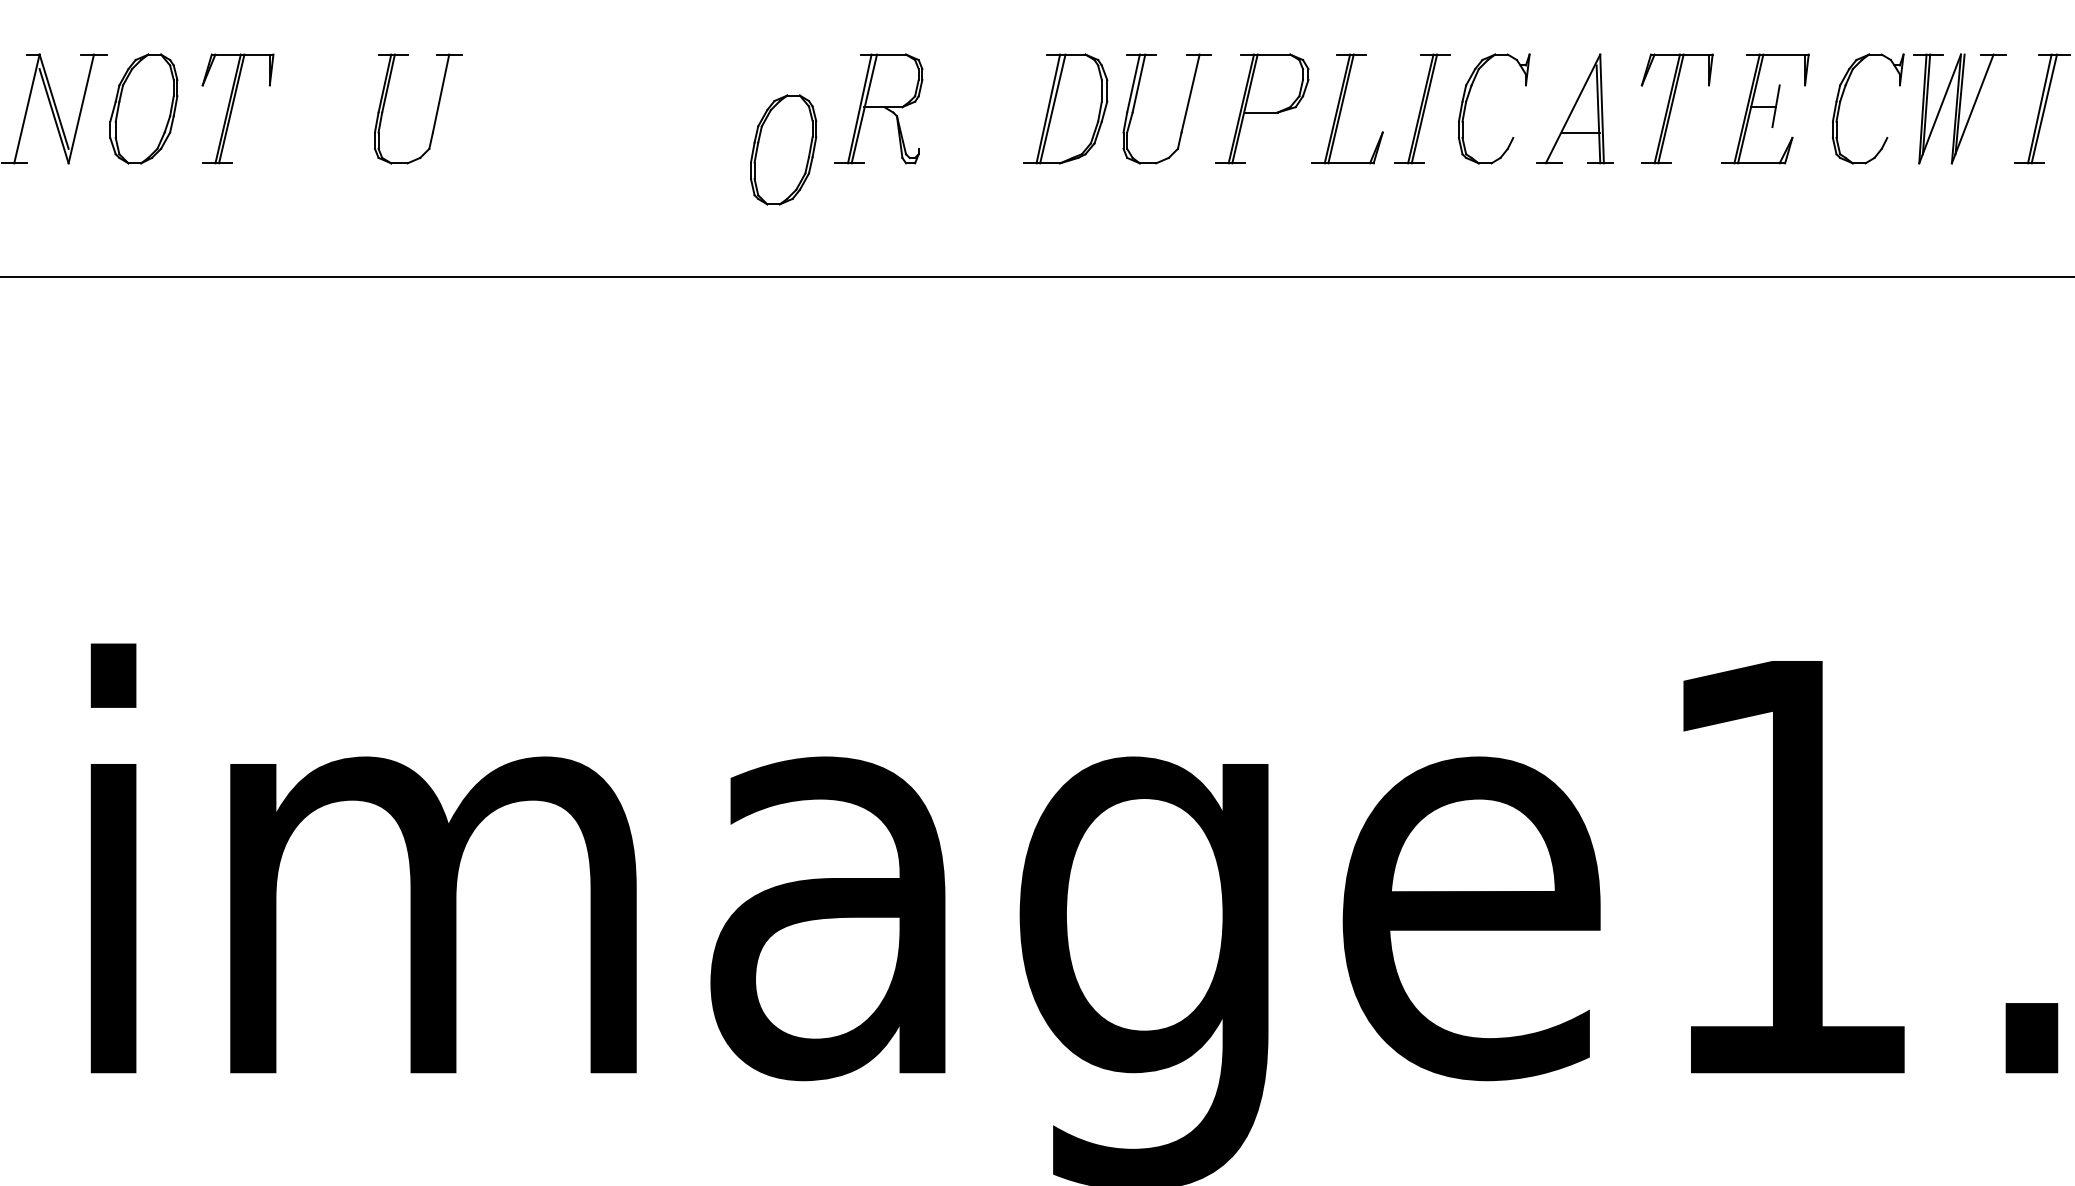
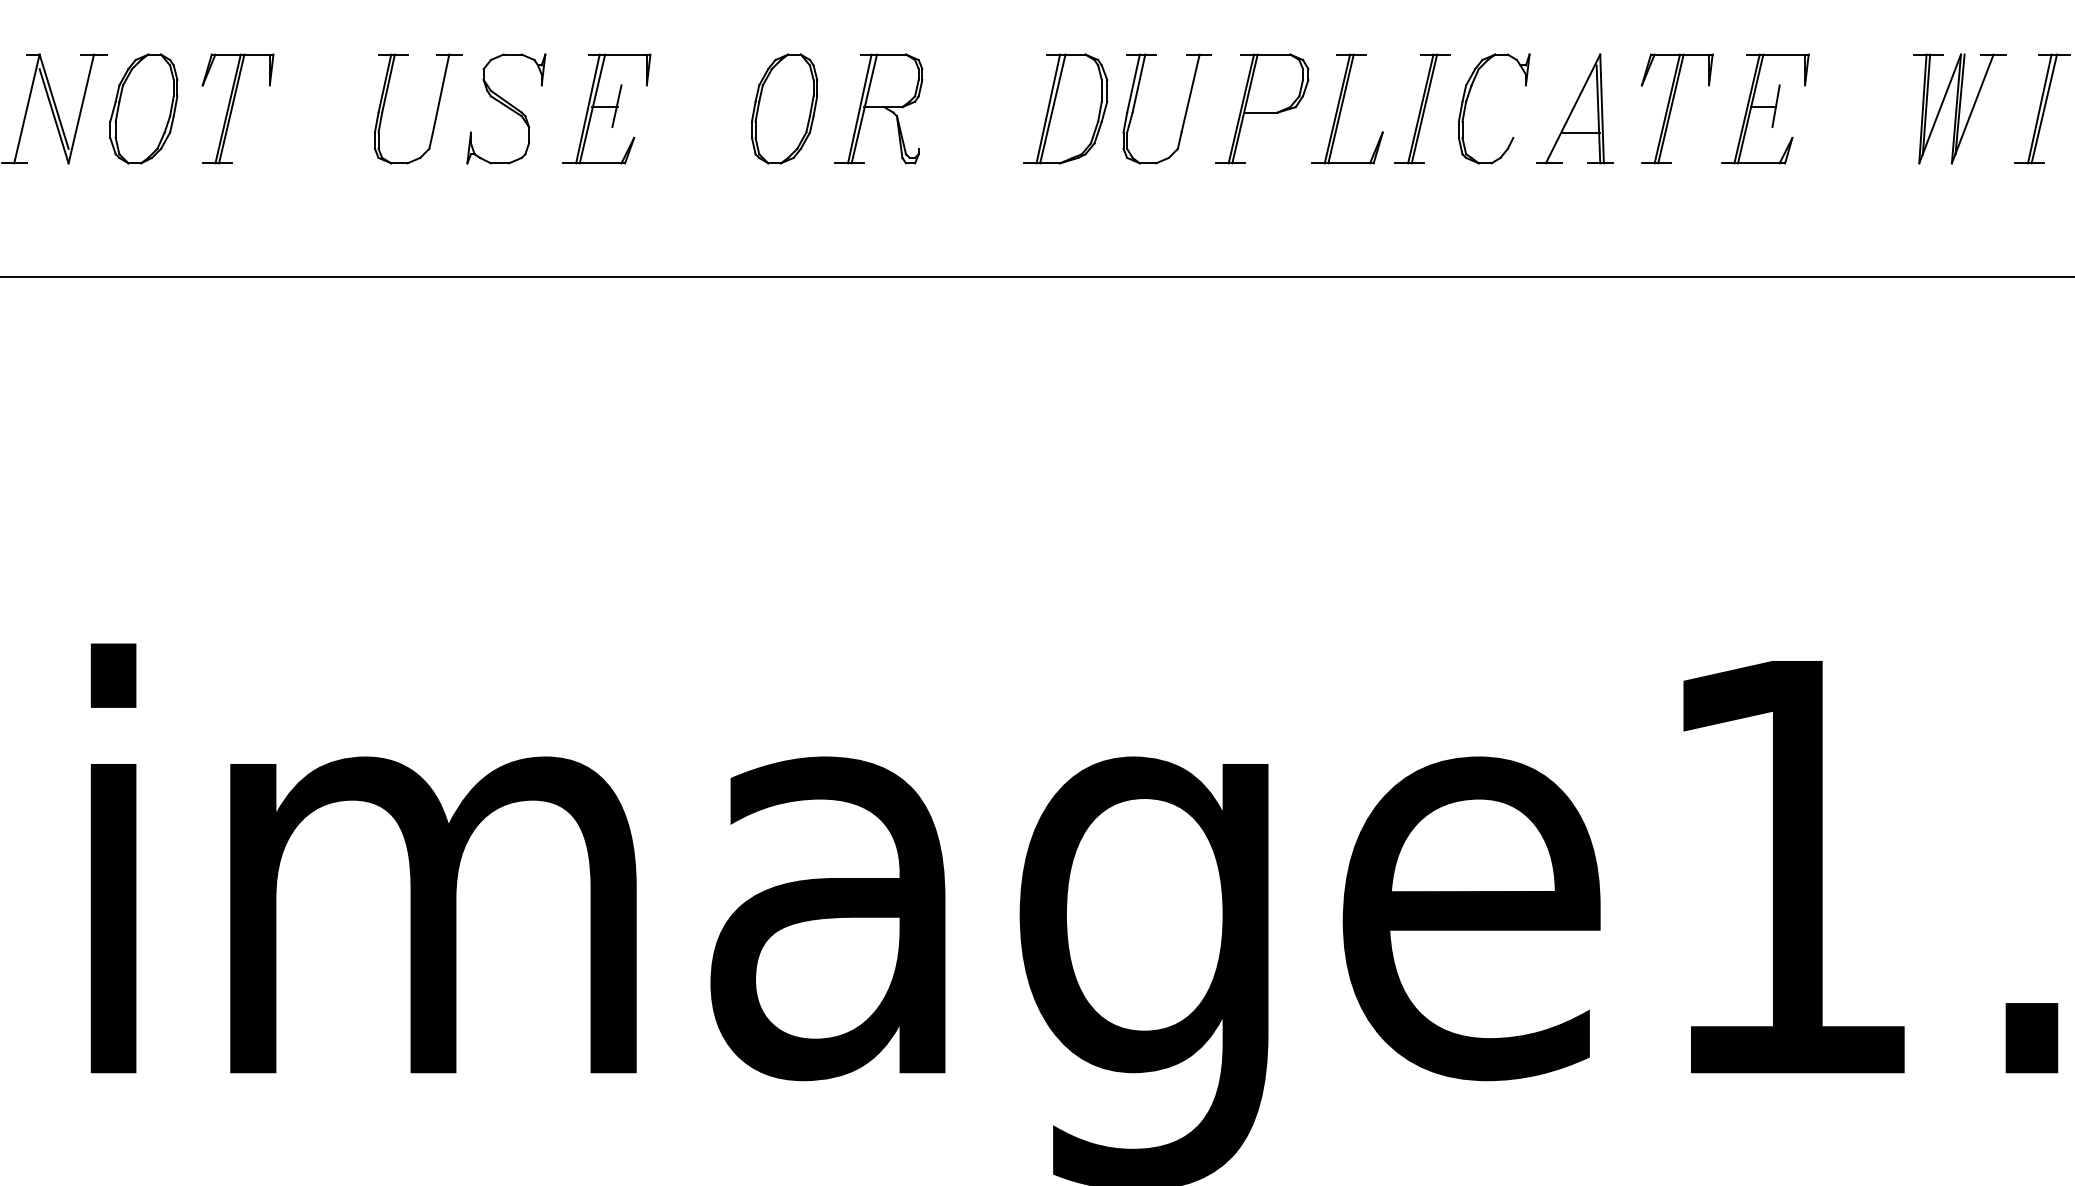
part: present -> none (1842, 98)
part: none -> present (506, 108)
part: none -> present (606, 108)
part position: (783, 149) -> (784, 108) (784, 108)
